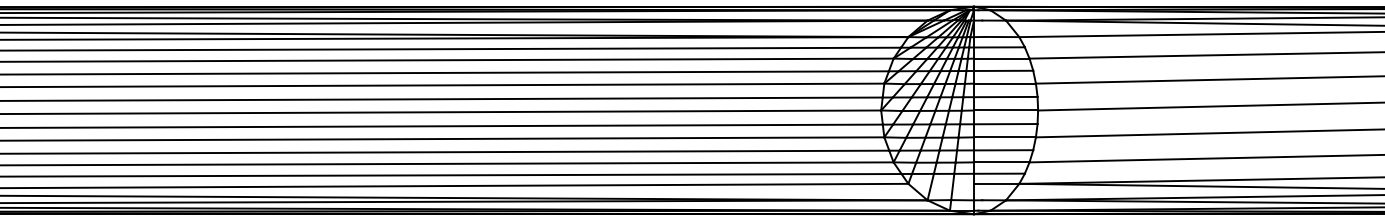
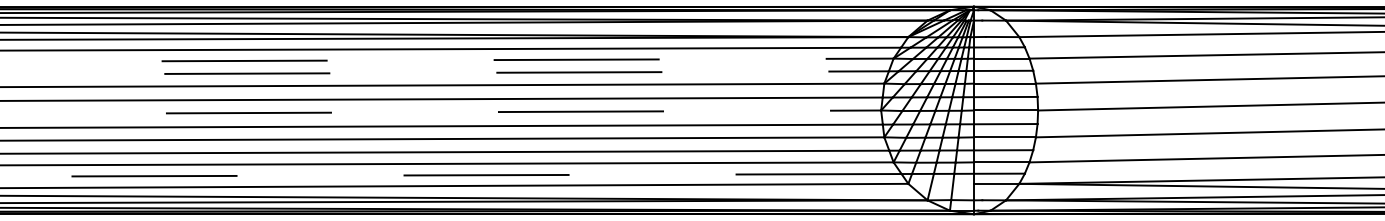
line: solid -> dashed (447, 60)
line: solid -> dashed (444, 72)
line: solid -> dashed (441, 112)
line: solid -> dashed (450, 175)
